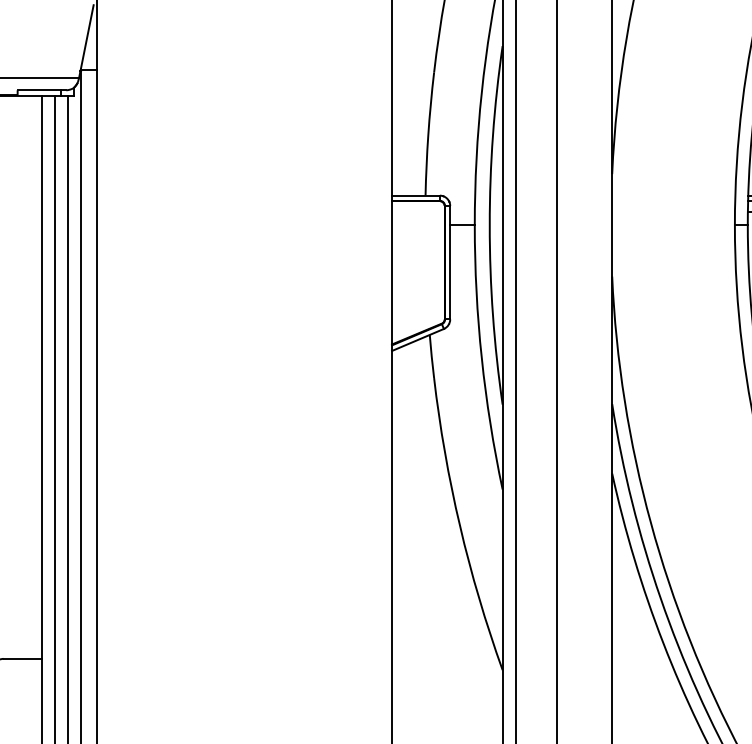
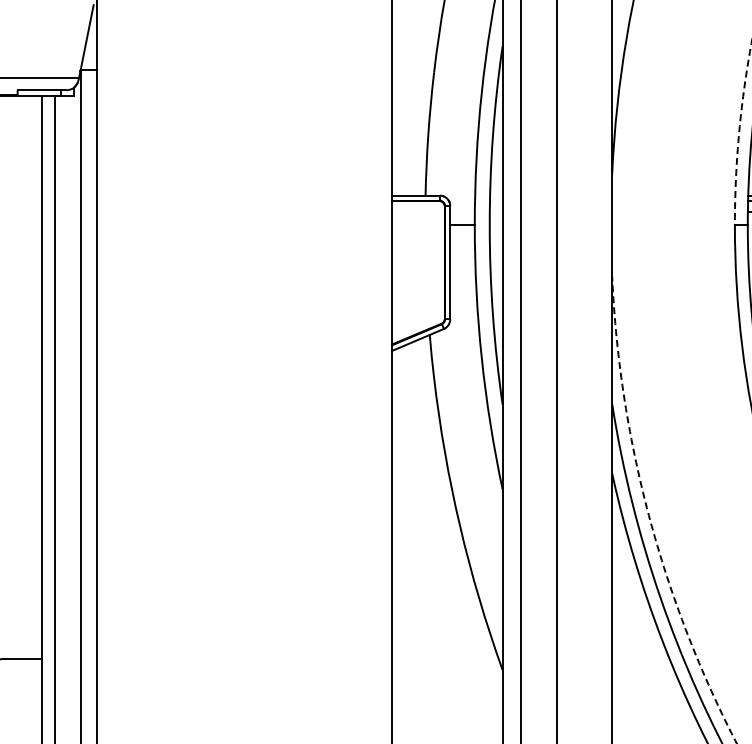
arc: solid -> dashed (739, 133)
line position: (515, 371) -> (520, 371) (520, 371)
line: present -> none (68, 418)
arc: solid -> dashed (649, 517)
